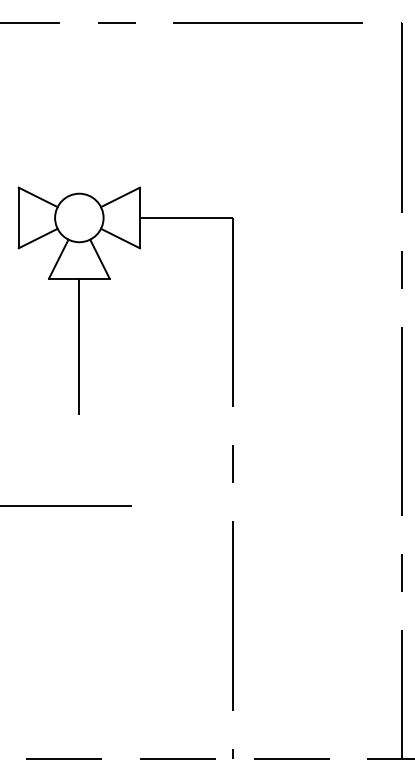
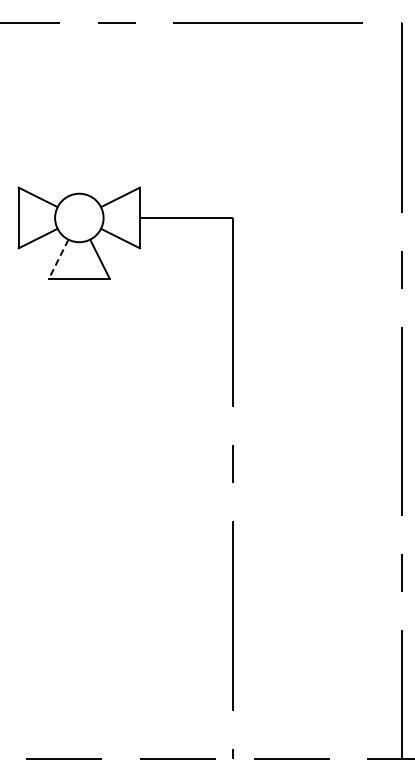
line: solid -> dashed (58, 259)
line: present -> none (79, 346)
line: present -> none (66, 505)
